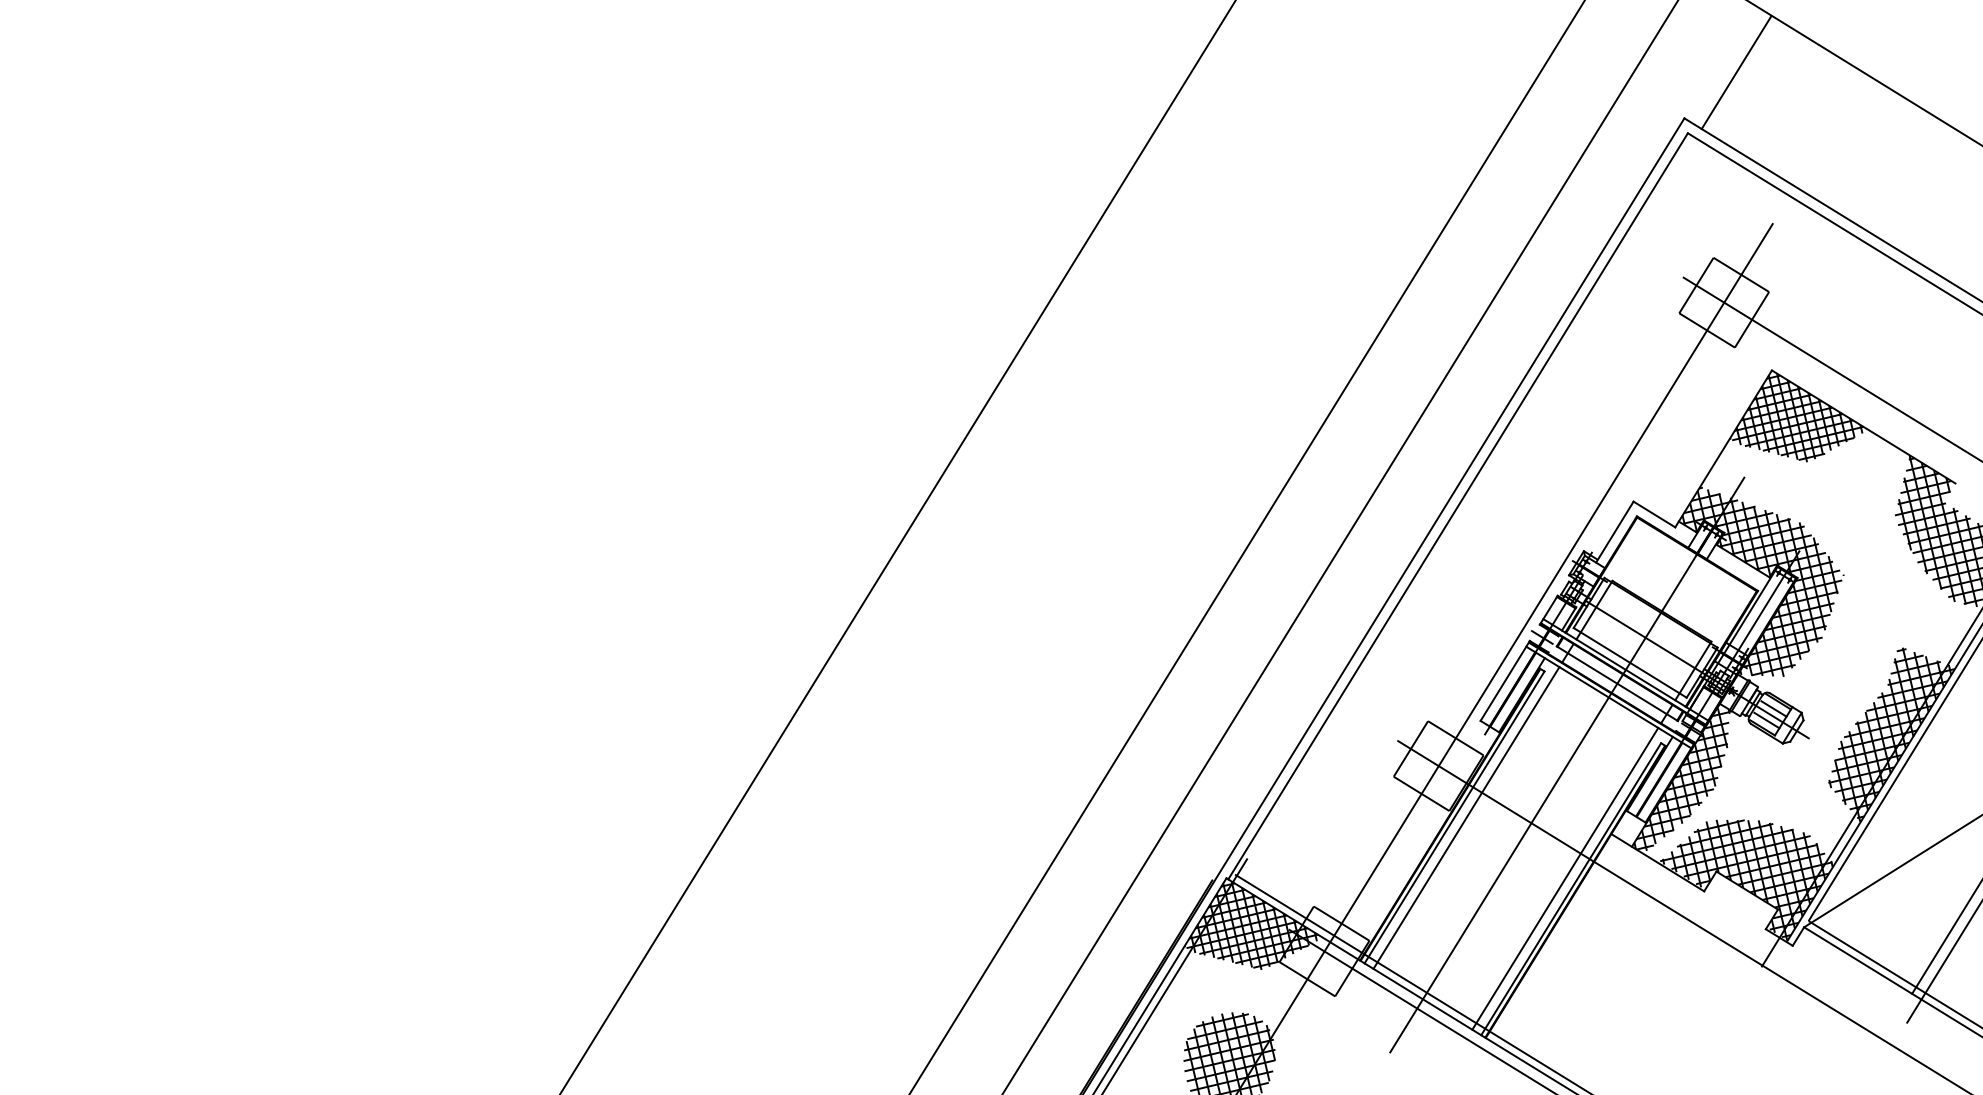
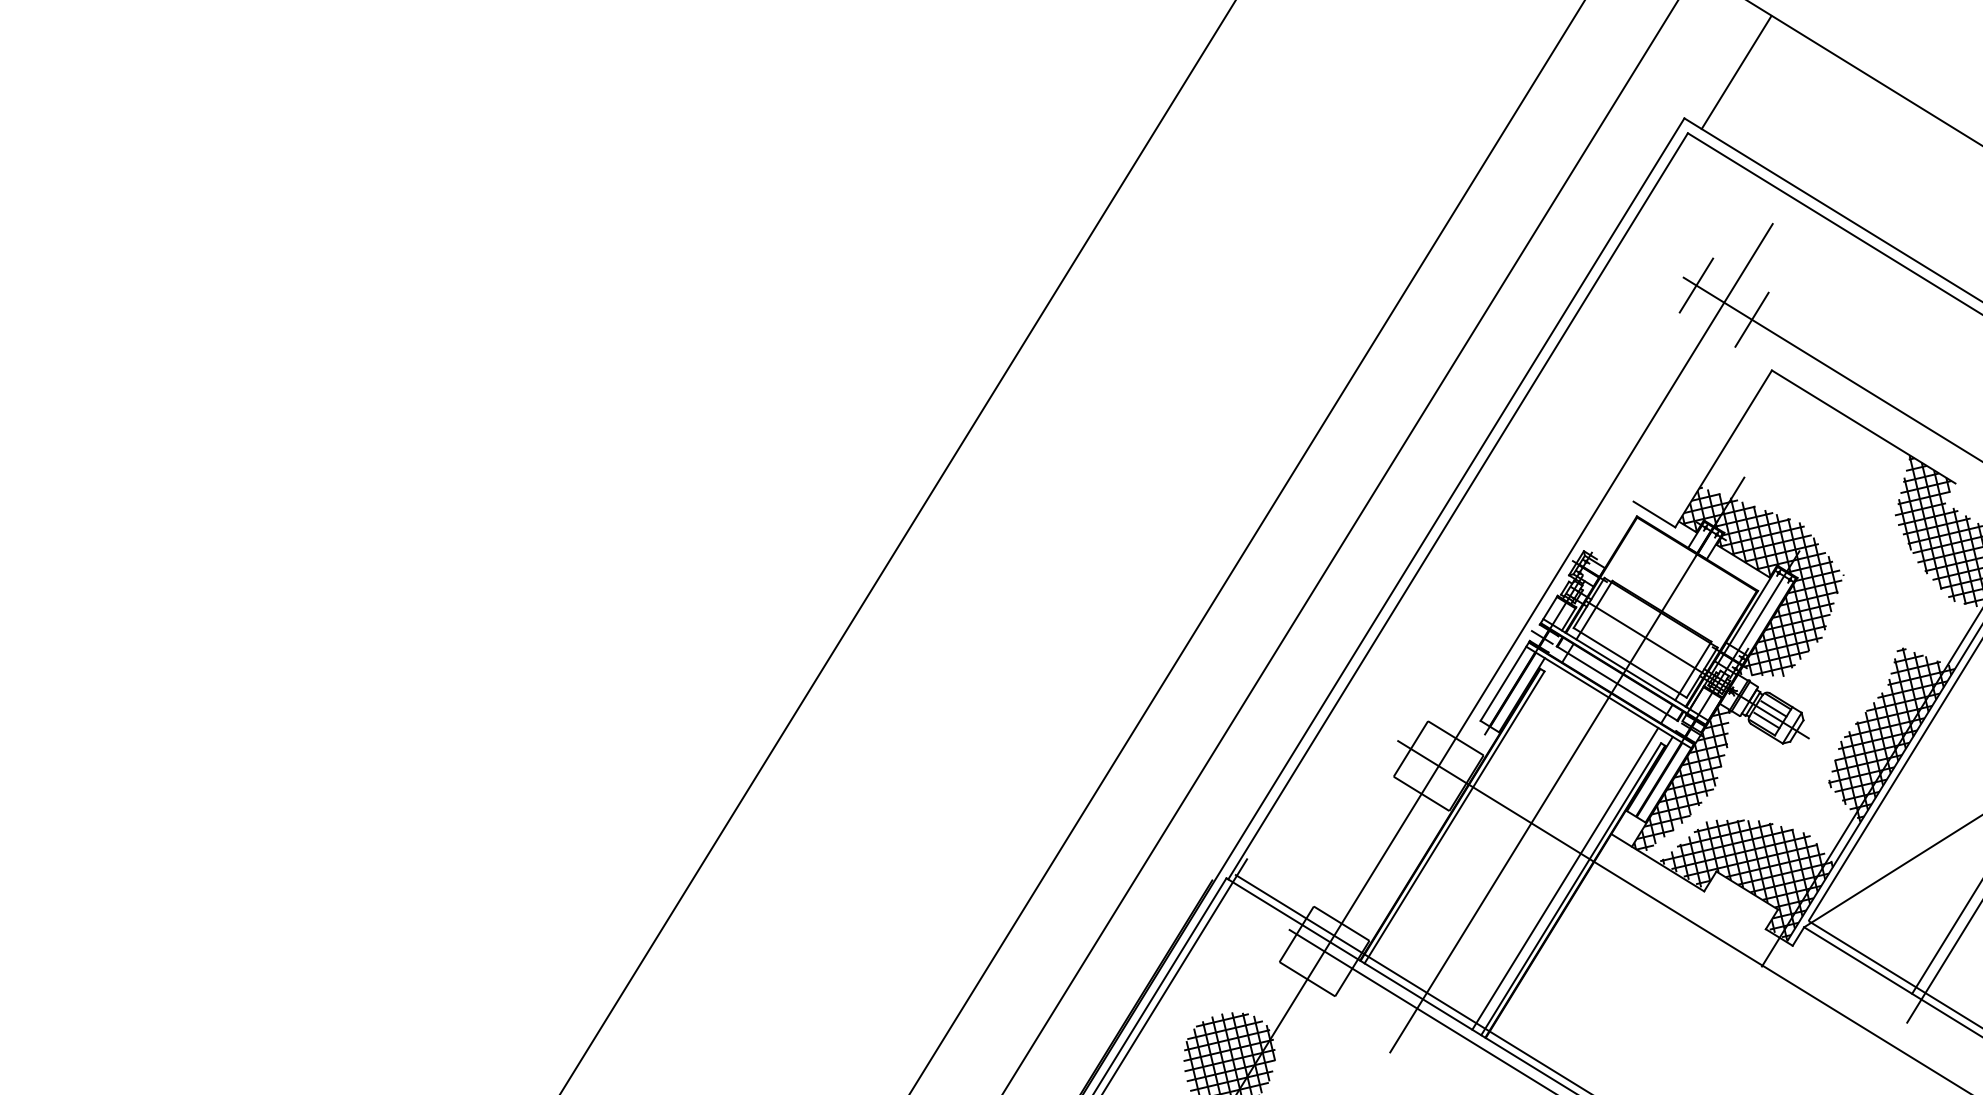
line: present -> none (1741, 274)
line: present -> none (1706, 330)
hatch: present -> none (1796, 417)
line: present -> none (1614, 531)
line: present -> none (1466, 817)
hatch: present -> none (1251, 925)
